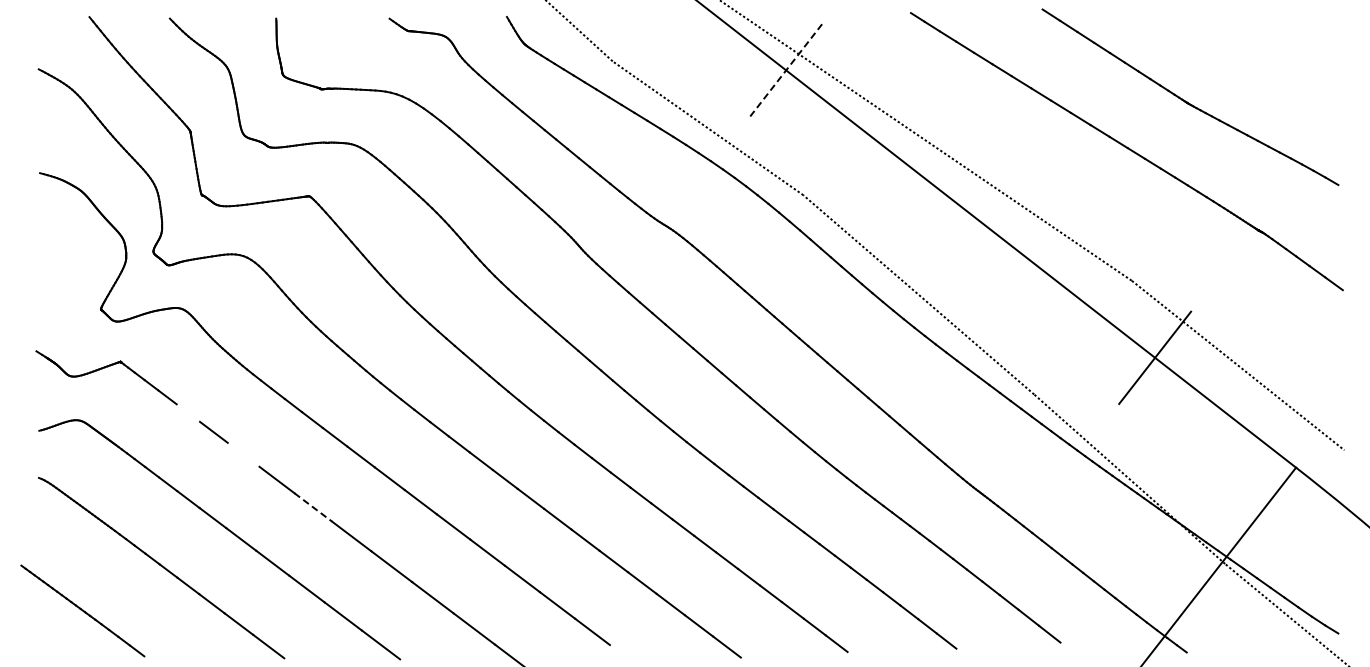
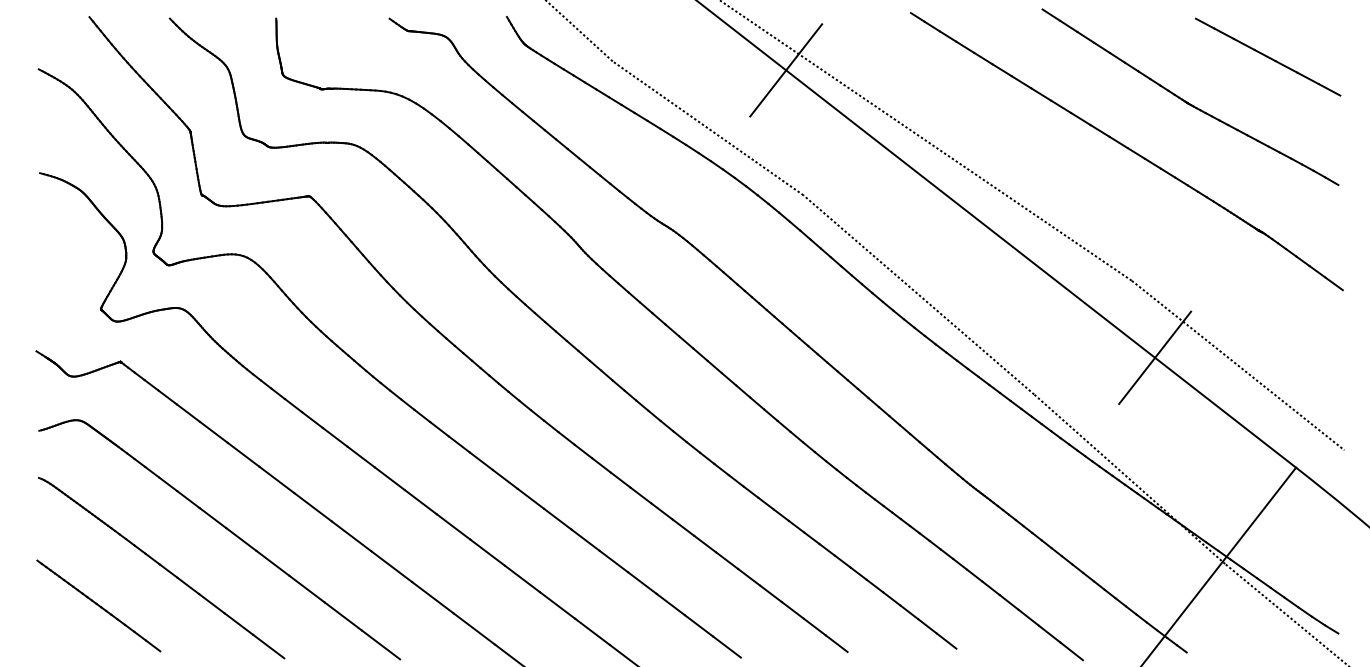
line: none -> present (1268, 56)
line: dashed -> solid (785, 70)
line: none -> present (188, 412)
line: none -> present (243, 454)
line: dashed -> solid (313, 507)
line position: (82, 610) -> (98, 605) (98, 605)
line: none -> present (1071, 651)
line: none -> present (621, 654)
